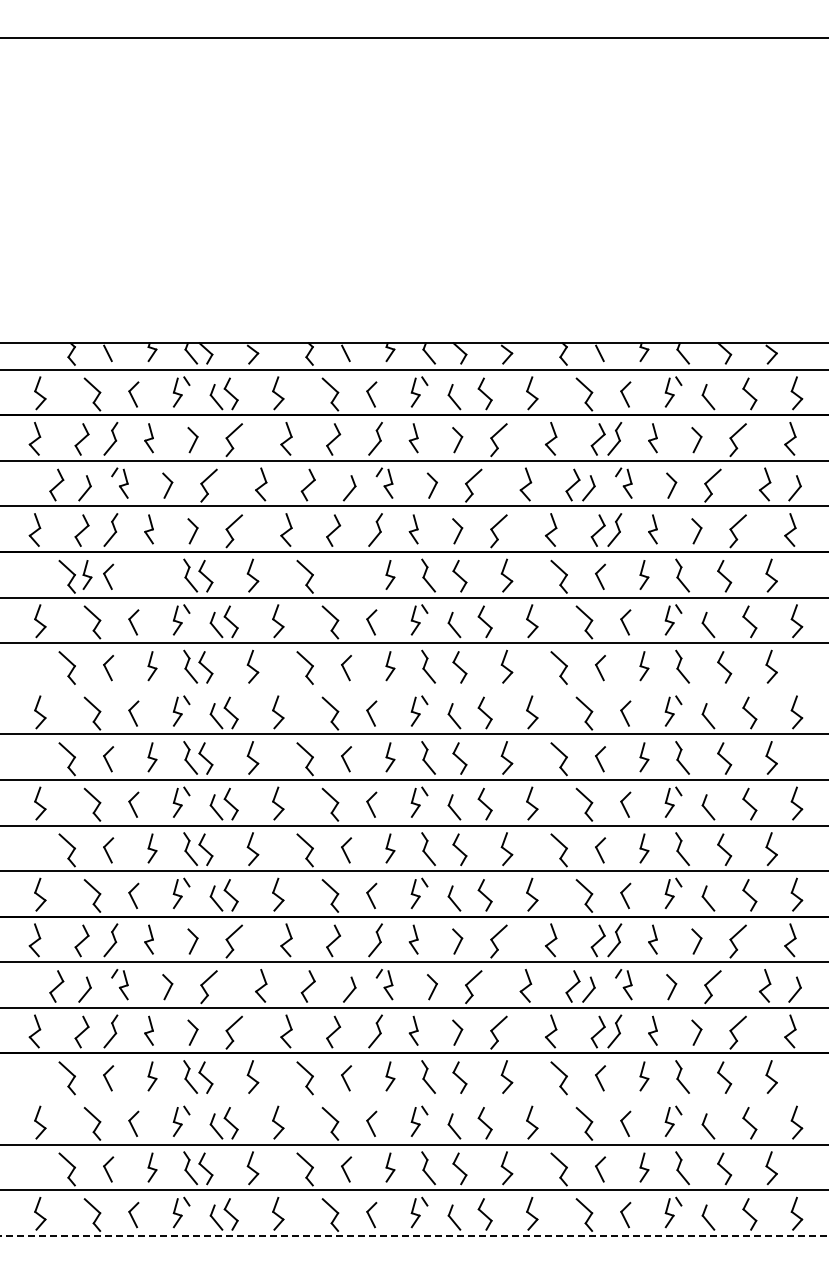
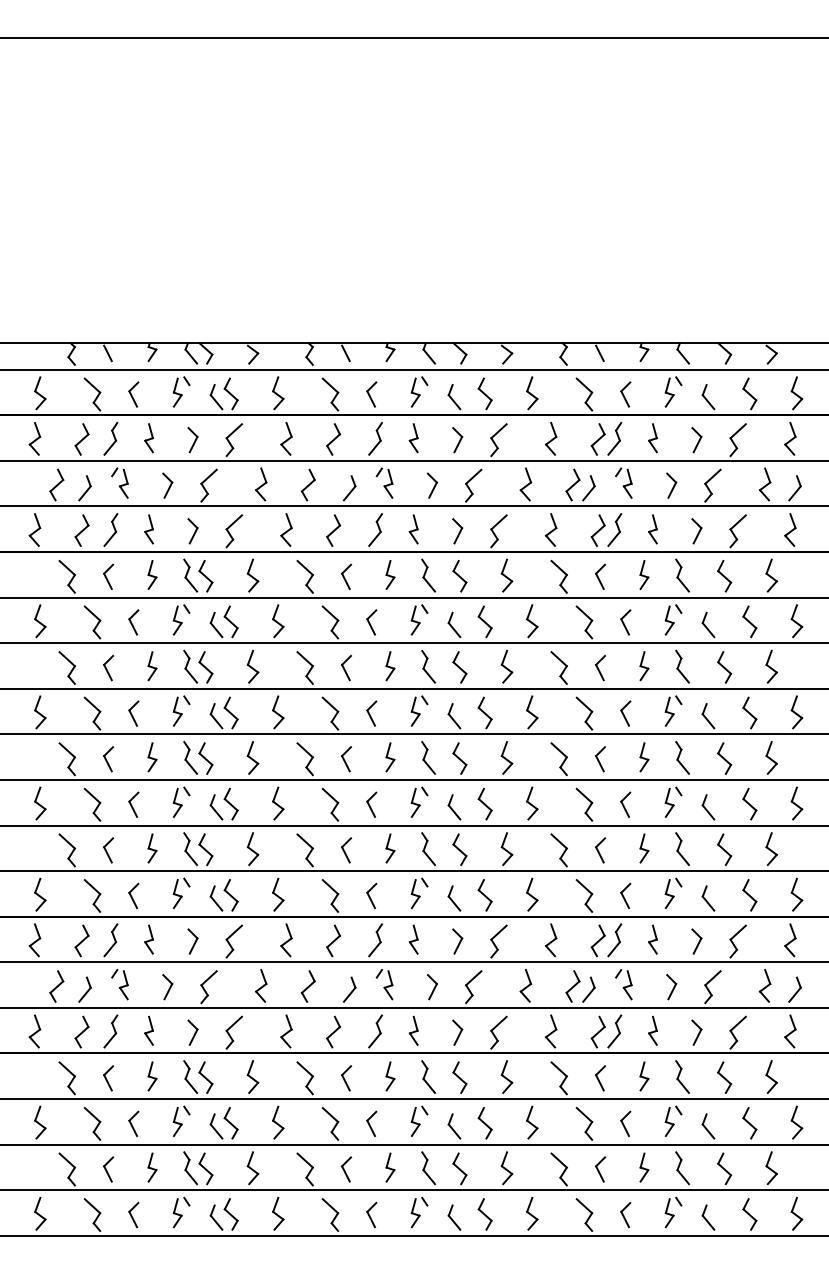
part position: (87, 574) -> (152, 574) (152, 574)
part: none -> present (346, 576)
line: none -> present (413, 688)
line: none -> present (413, 1099)
line: dashed -> solid (414, 1235)
